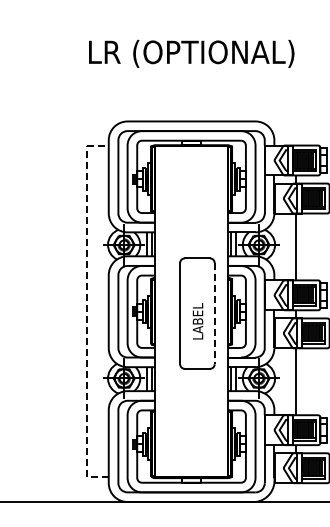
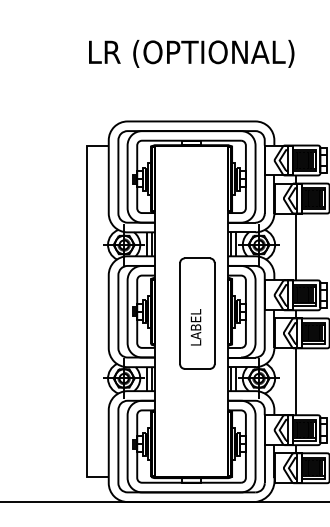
line: dashed -> solid (87, 311)
line: dashed -> solid (214, 313)
text position: (197, 321) -> (195, 327) (195, 327)
